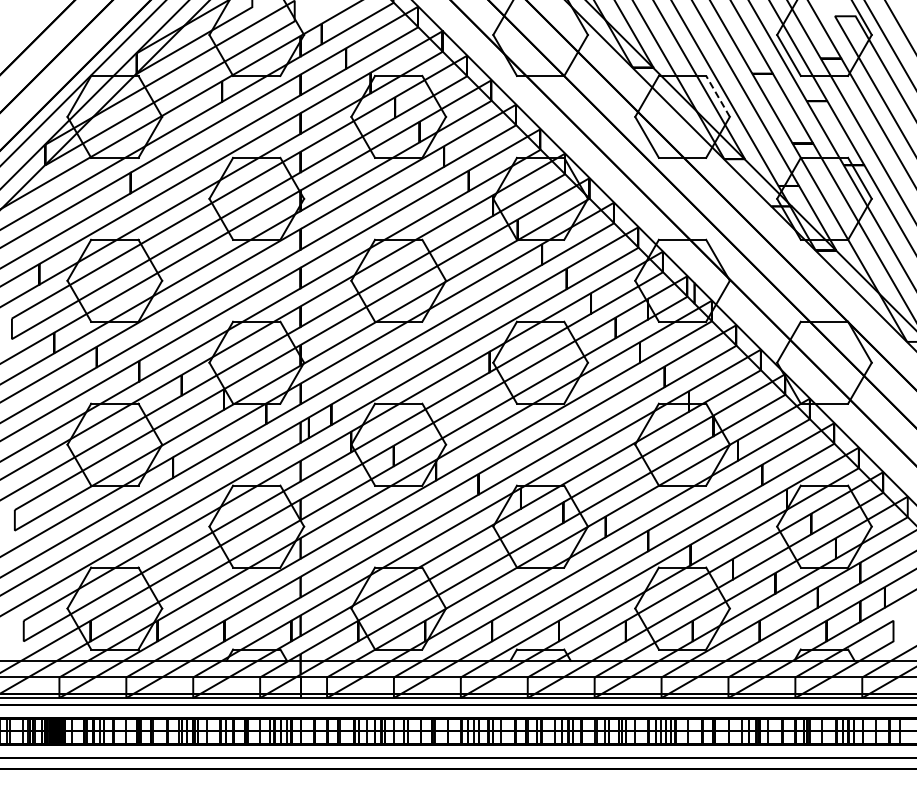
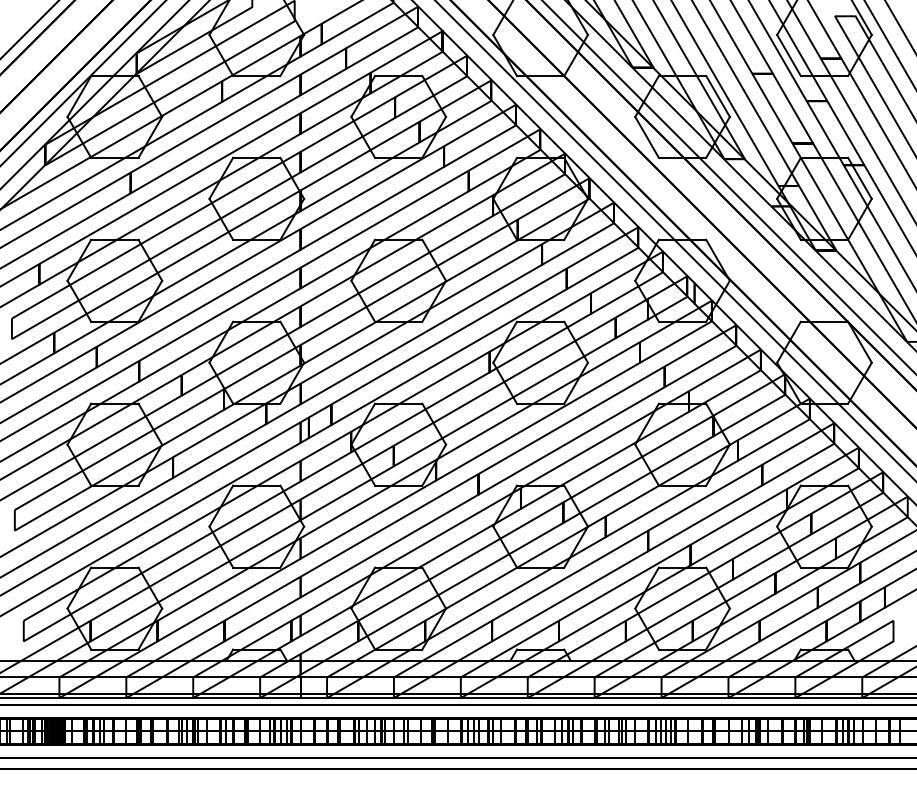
line: none -> present (29, 29)
line: dashed -> solid (718, 96)
line: none -> present (728, 186)
line: none -> present (674, 240)
